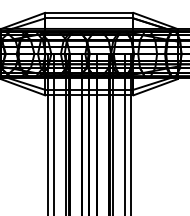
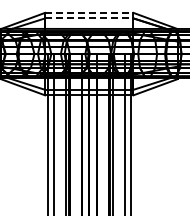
line: solid -> dashed (89, 12)
line: solid -> dashed (89, 18)
